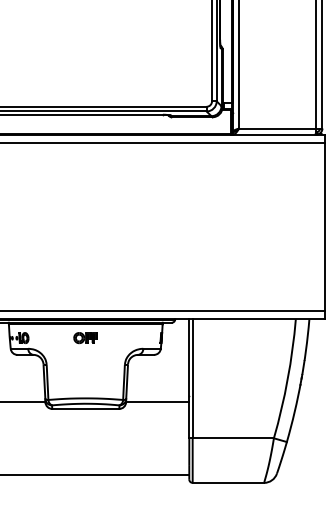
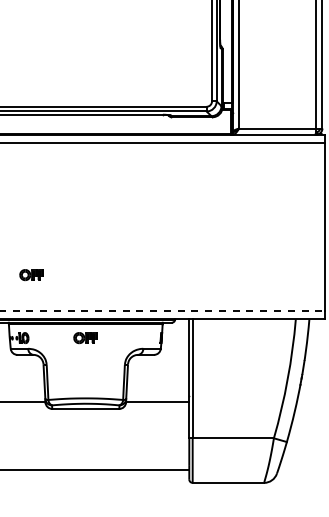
part: none -> present (31, 275)
line: solid -> dashed (162, 311)
line position: (95, 474) -> (95, 469) (95, 469)
